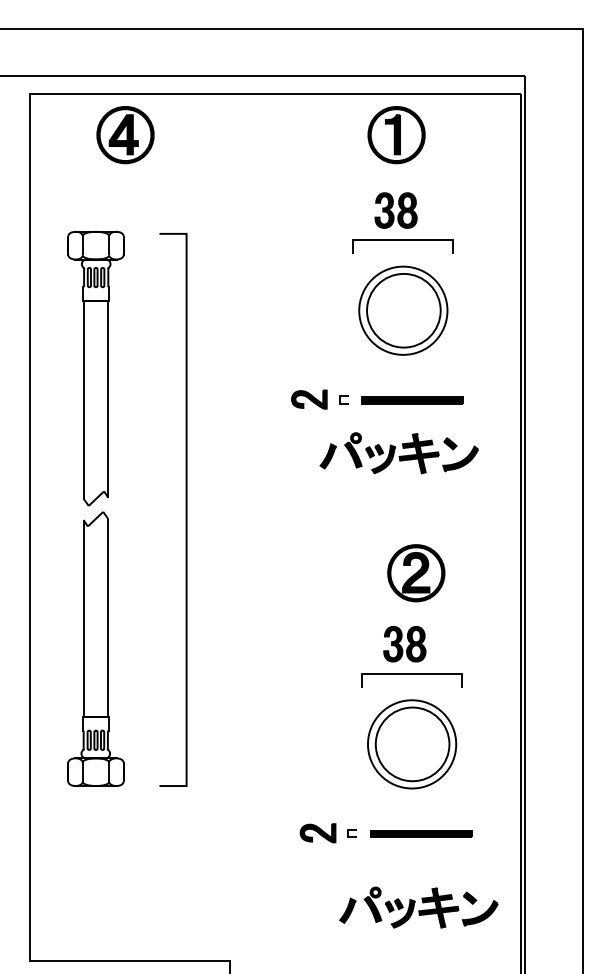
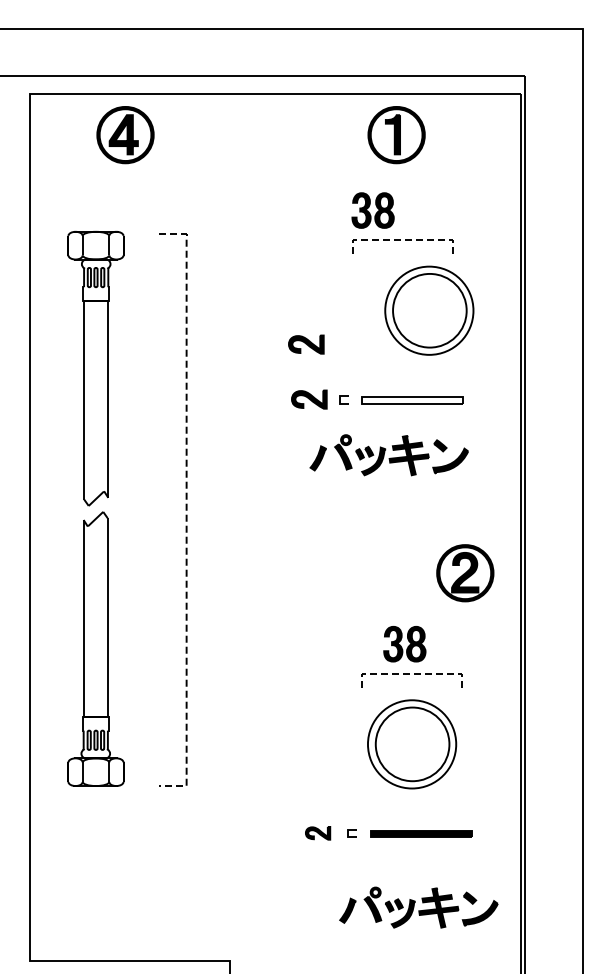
part position: (395, 210) -> (372, 210) (372, 210)
line: solid -> dashed (402, 240)
part position: (403, 310) -> (429, 310) (429, 310)
part: none -> present (306, 344)
fill: present -> none (412, 400)
part position: (398, 453) -> (388, 455) (388, 455)
line: solid -> dashed (186, 510)
part position: (416, 573) -> (465, 573) (465, 573)
line: solid -> dashed (411, 673)
part size: 38x21 px -> 27x15 px (318, 833)
